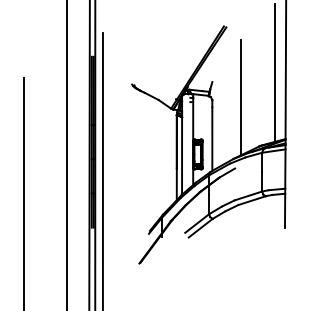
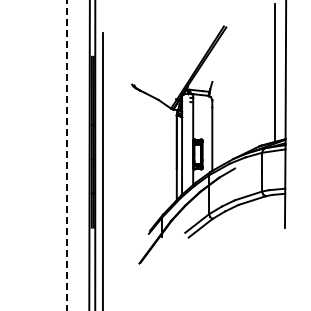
line: present -> none (240, 97)
line: solid -> dashed (66, 155)
line: present -> none (24, 192)
